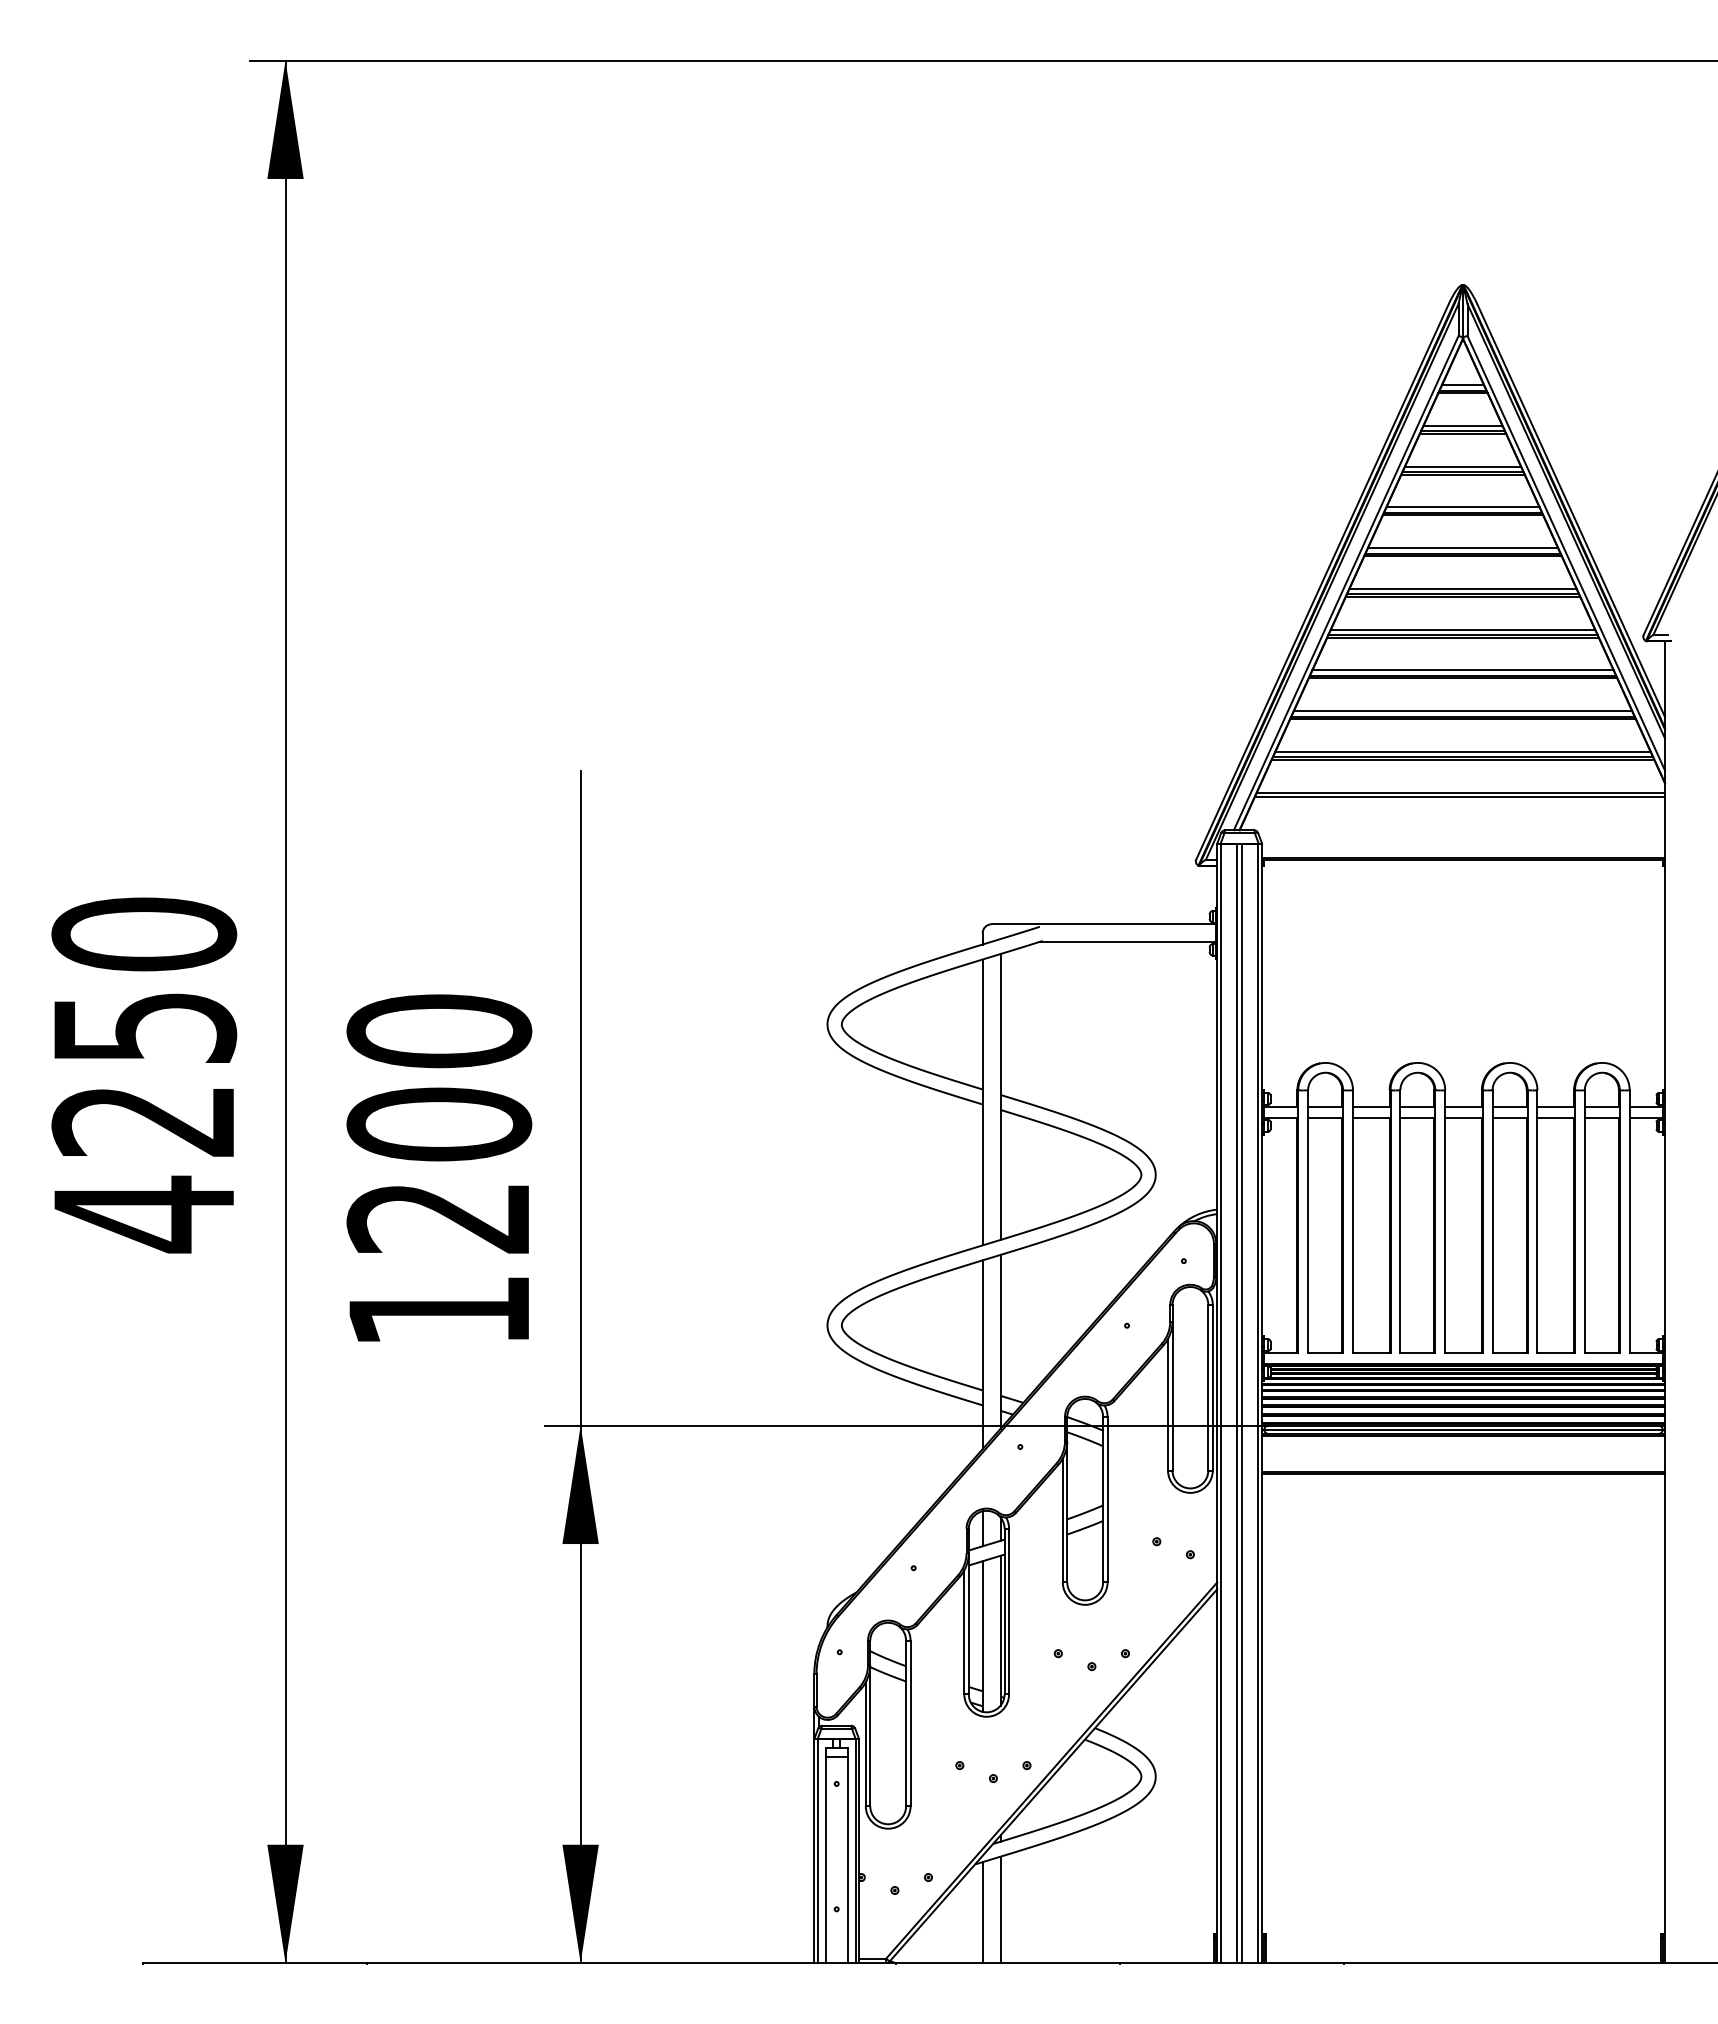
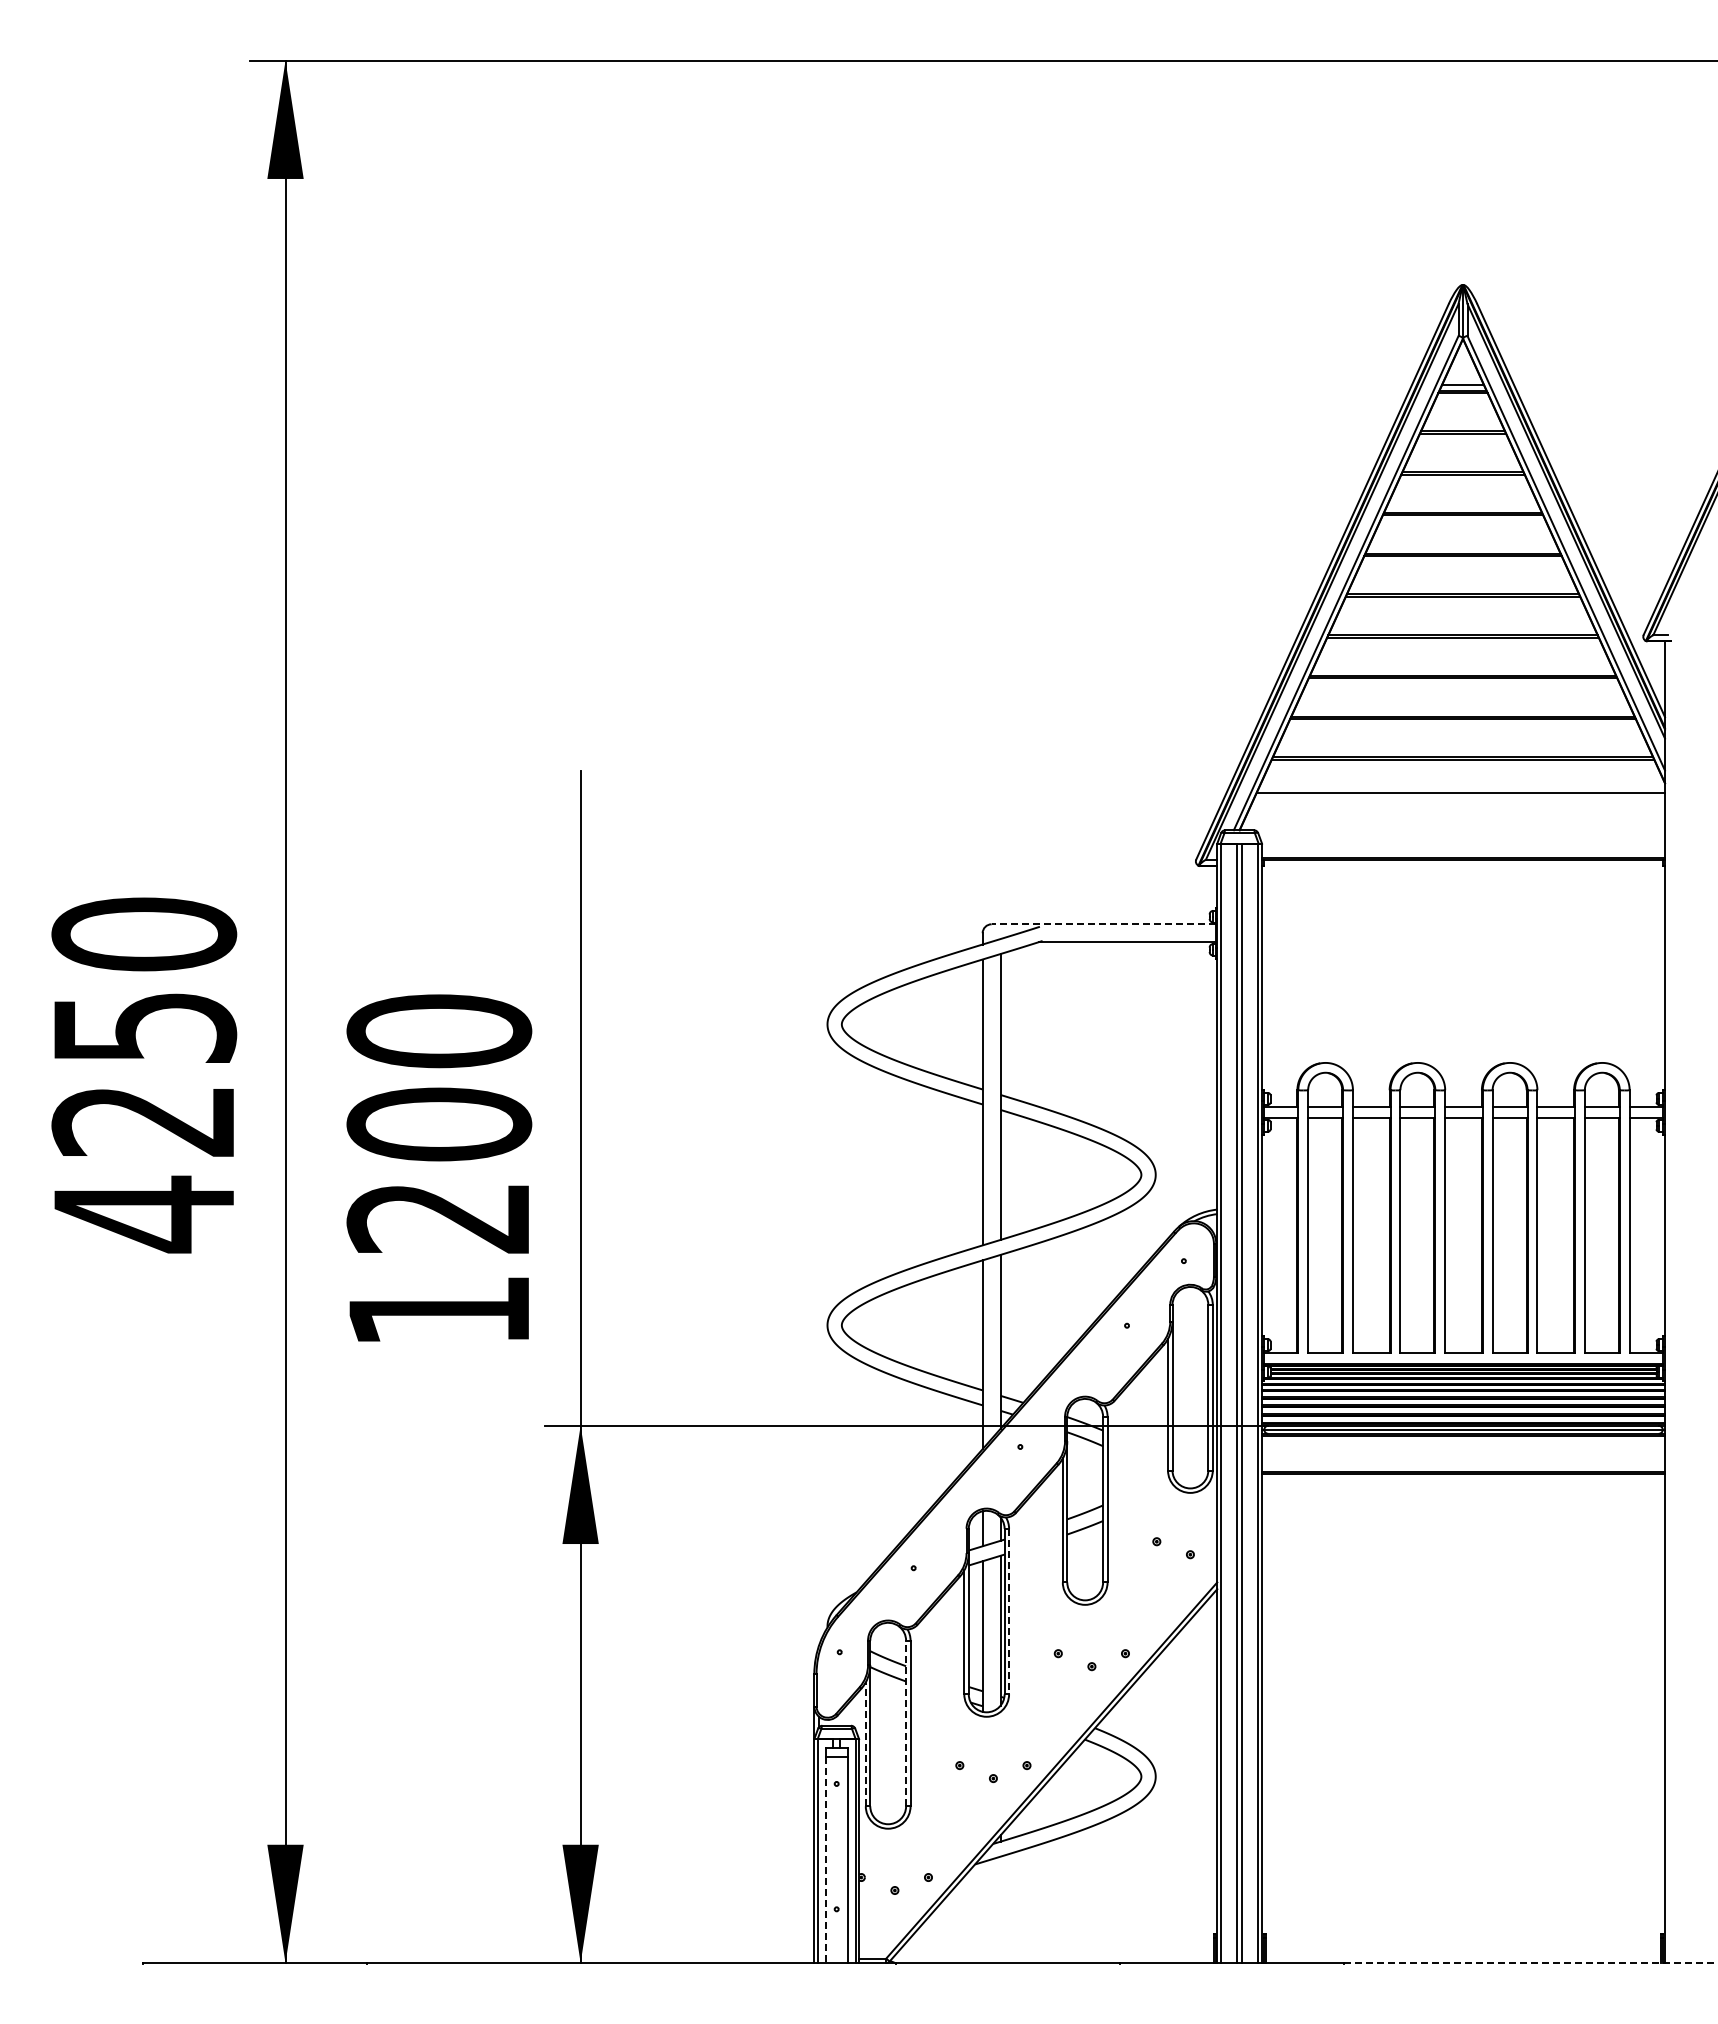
line: present -> none (1462, 425)
line: present -> none (1462, 466)
line: present -> none (1462, 507)
line: present -> none (1463, 548)
line: present -> none (1462, 588)
line: present -> none (1462, 629)
line: present -> none (1462, 670)
line: present -> none (1462, 711)
line: present -> none (1462, 751)
line: present -> none (1460, 796)
line: solid -> dashed (1103, 924)
line: solid -> dashed (1009, 1611)
line: solid -> dashed (906, 1723)
line: solid -> dashed (865, 1744)
line: solid -> dashed (825, 1860)
line: present -> none (1000, 1909)
line: present -> none (982, 1912)
line: solid -> dashed (1530, 1963)
